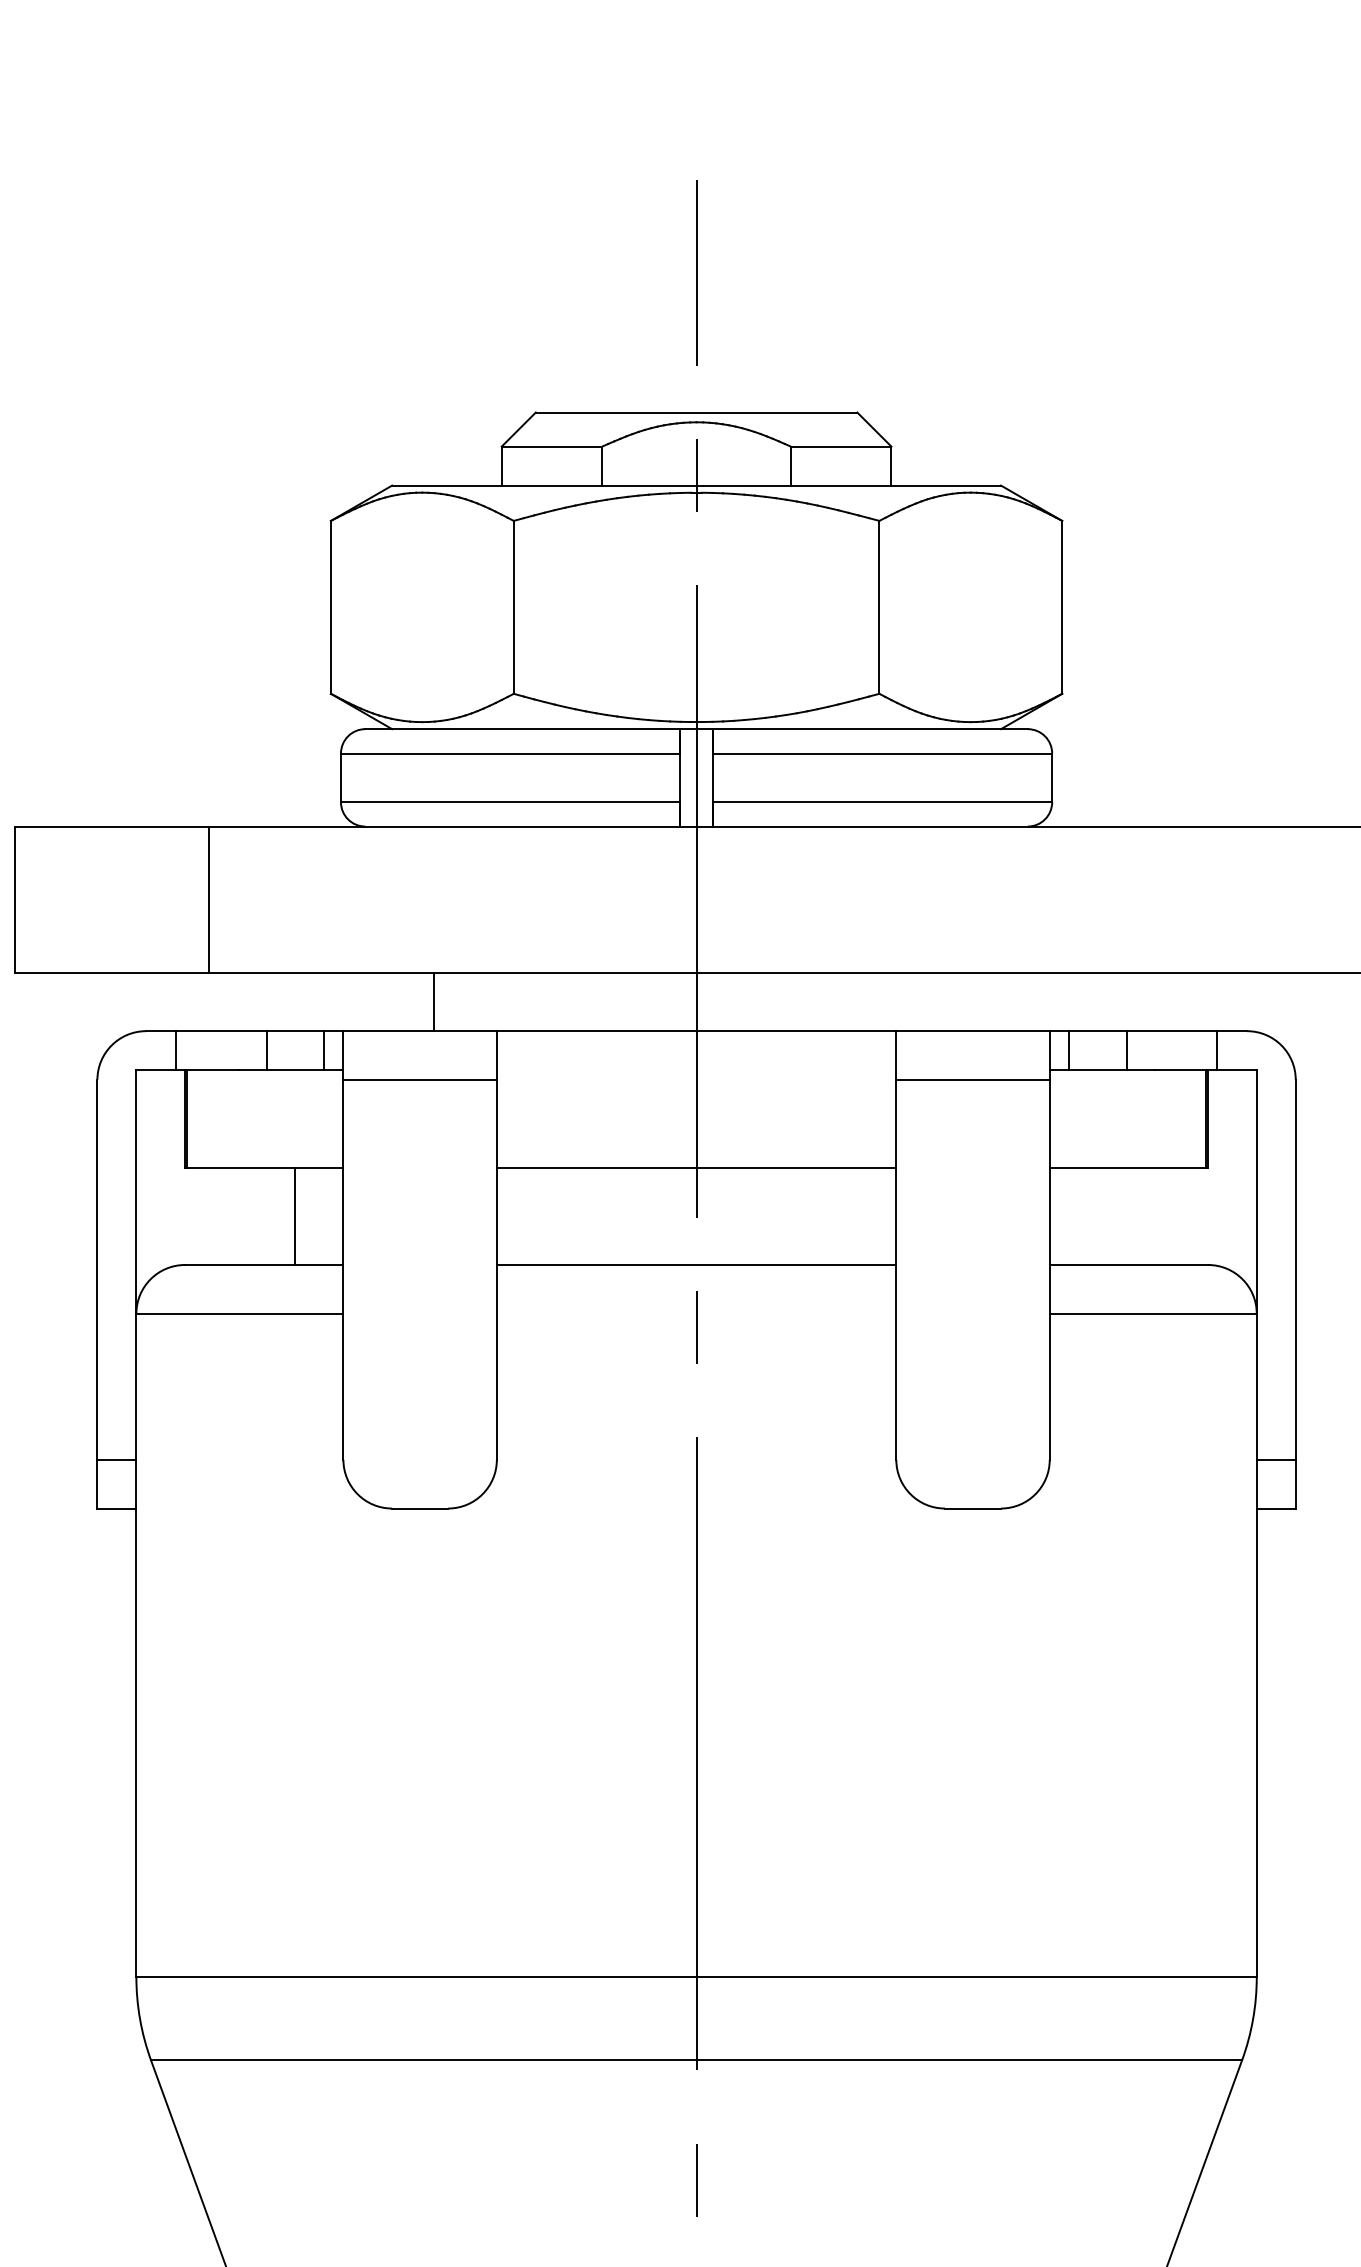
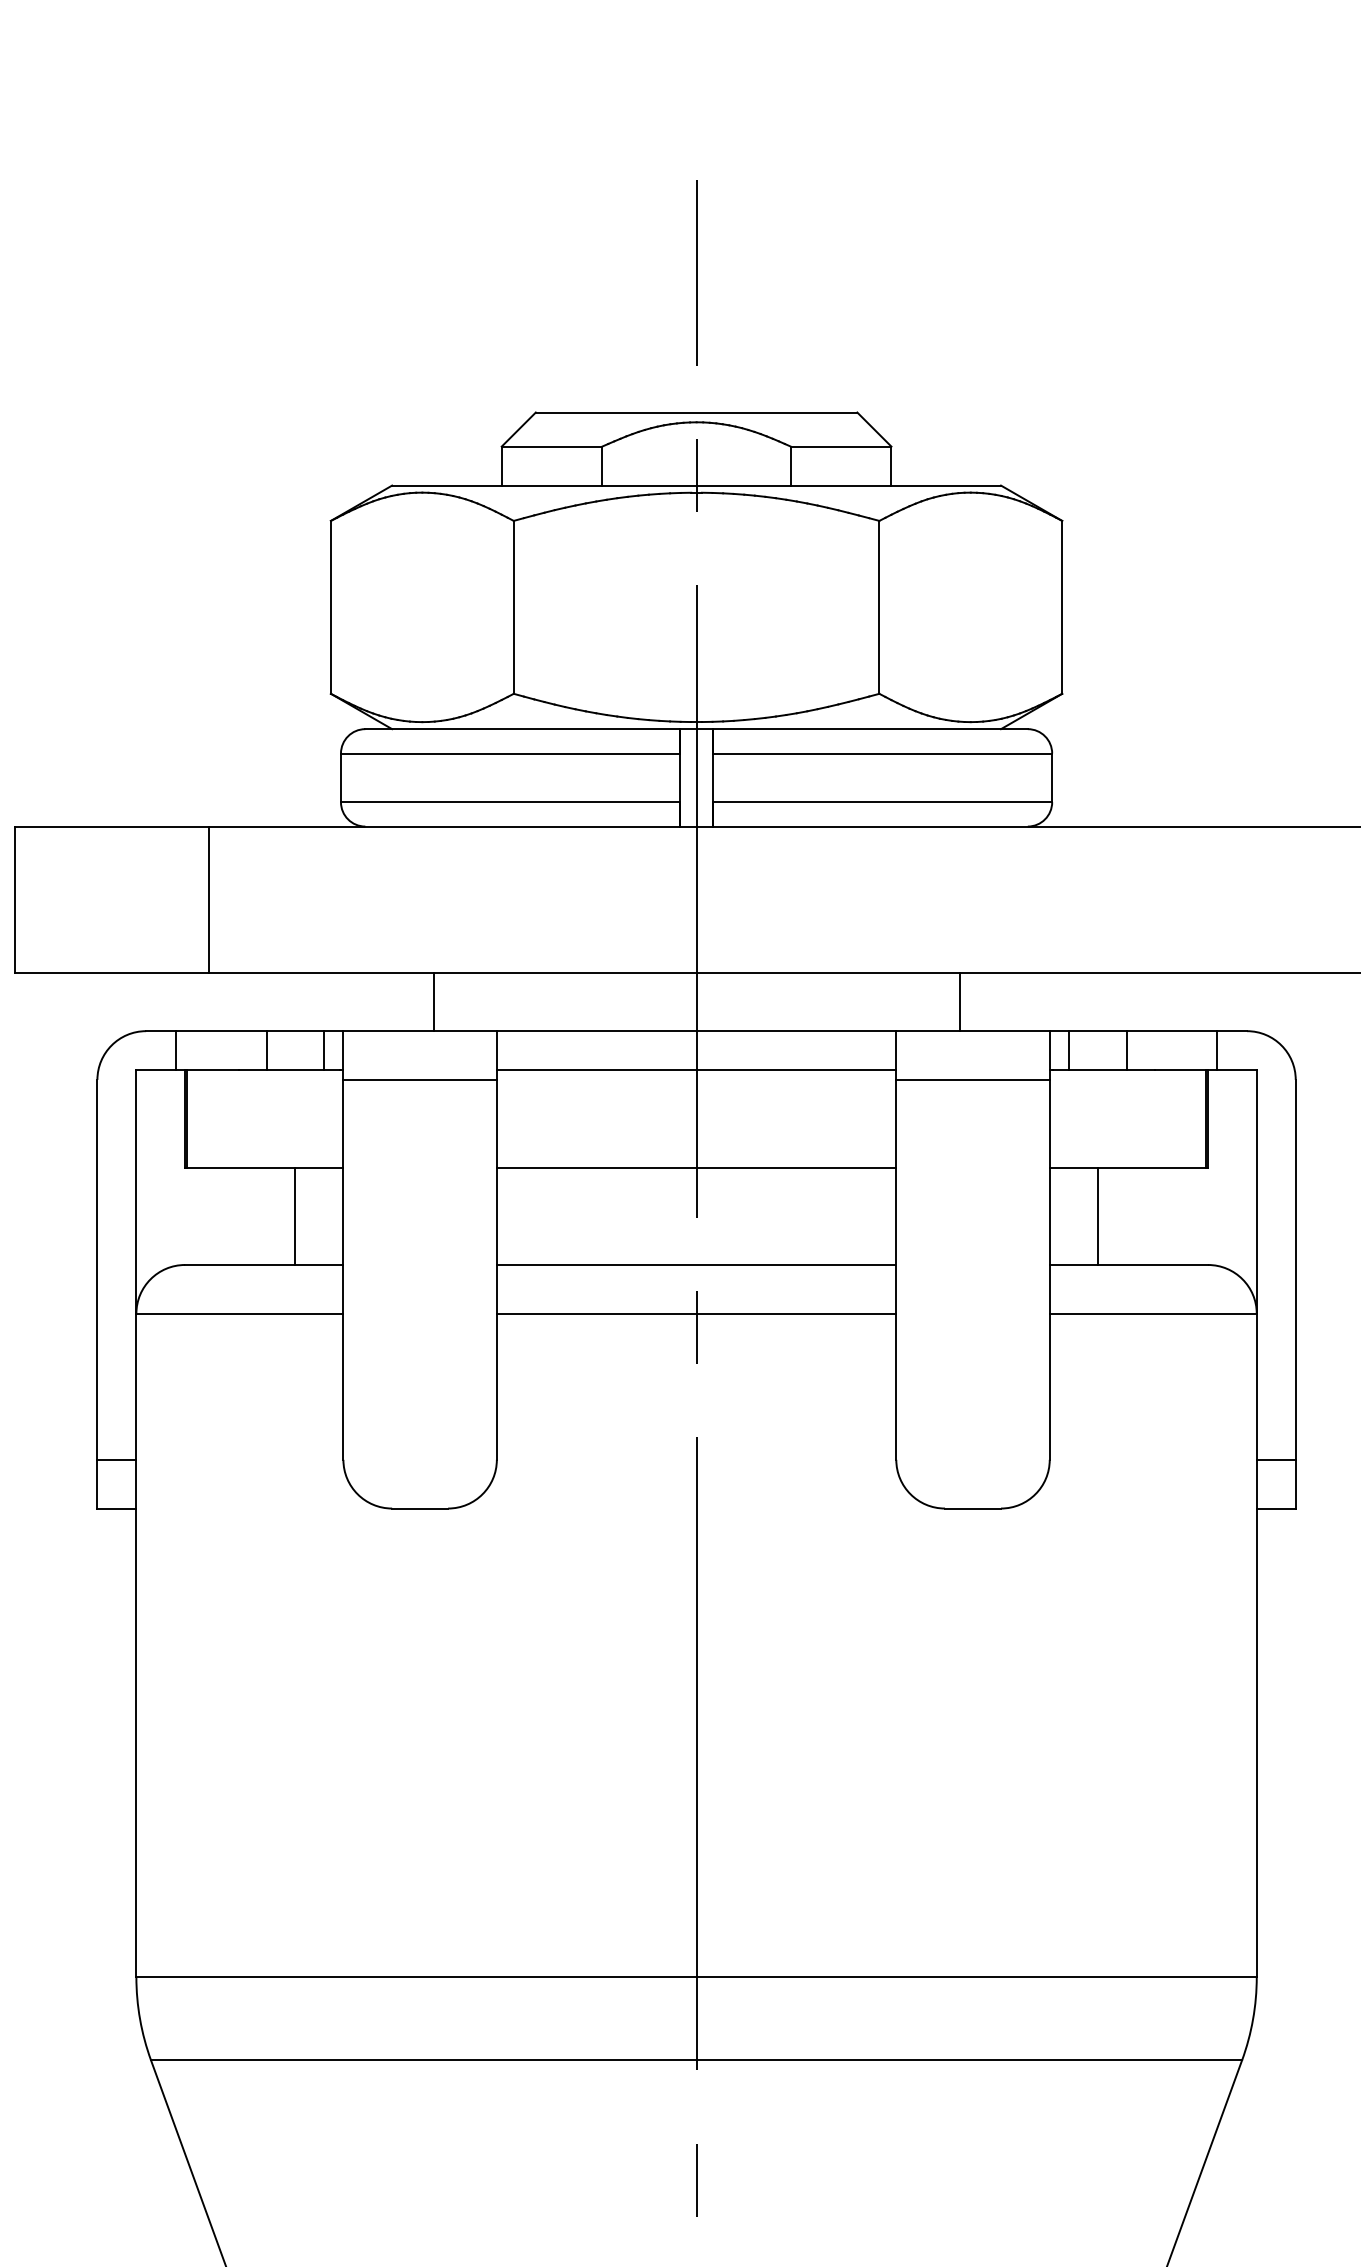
line: none -> present (959, 1001)
line: none -> present (696, 1070)
line: none -> present (1098, 1215)
line: none -> present (696, 1313)
